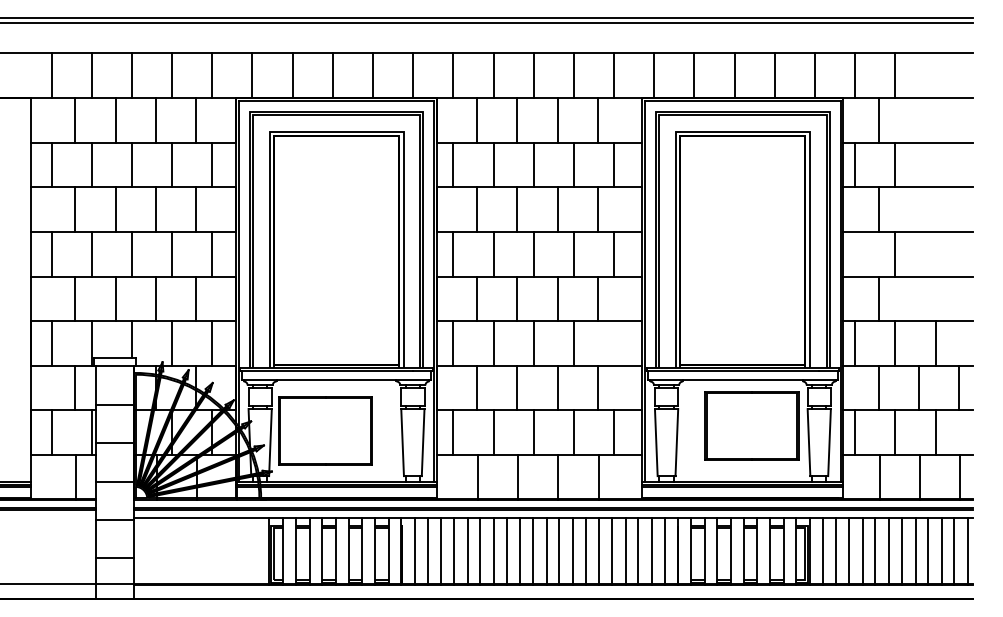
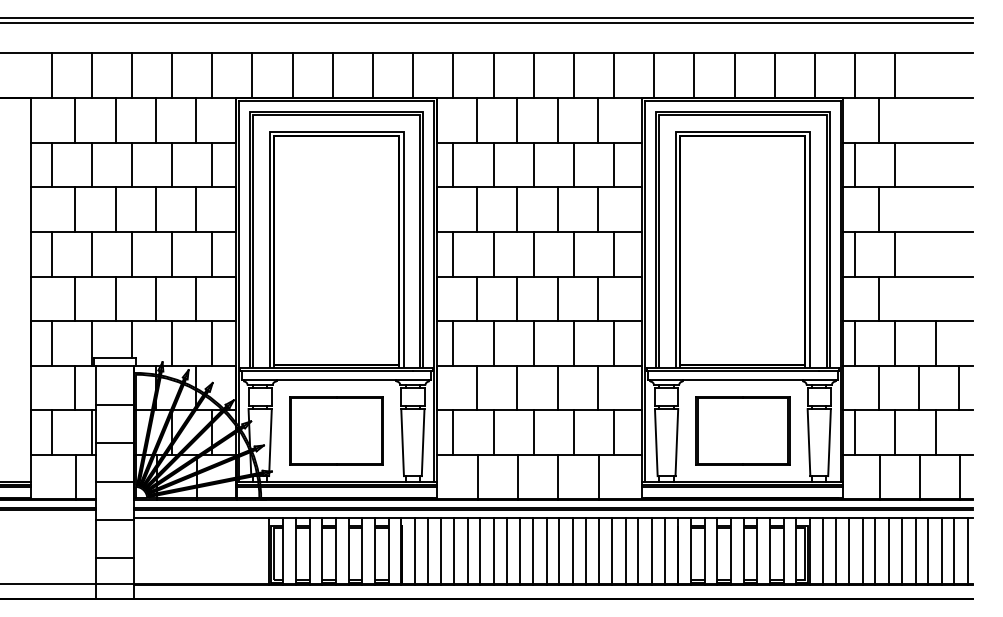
line: none -> present (855, 253)
line: none -> present (614, 343)
part position: (751, 425) -> (742, 430) (742, 430)
part position: (325, 430) -> (336, 430) (336, 430)
